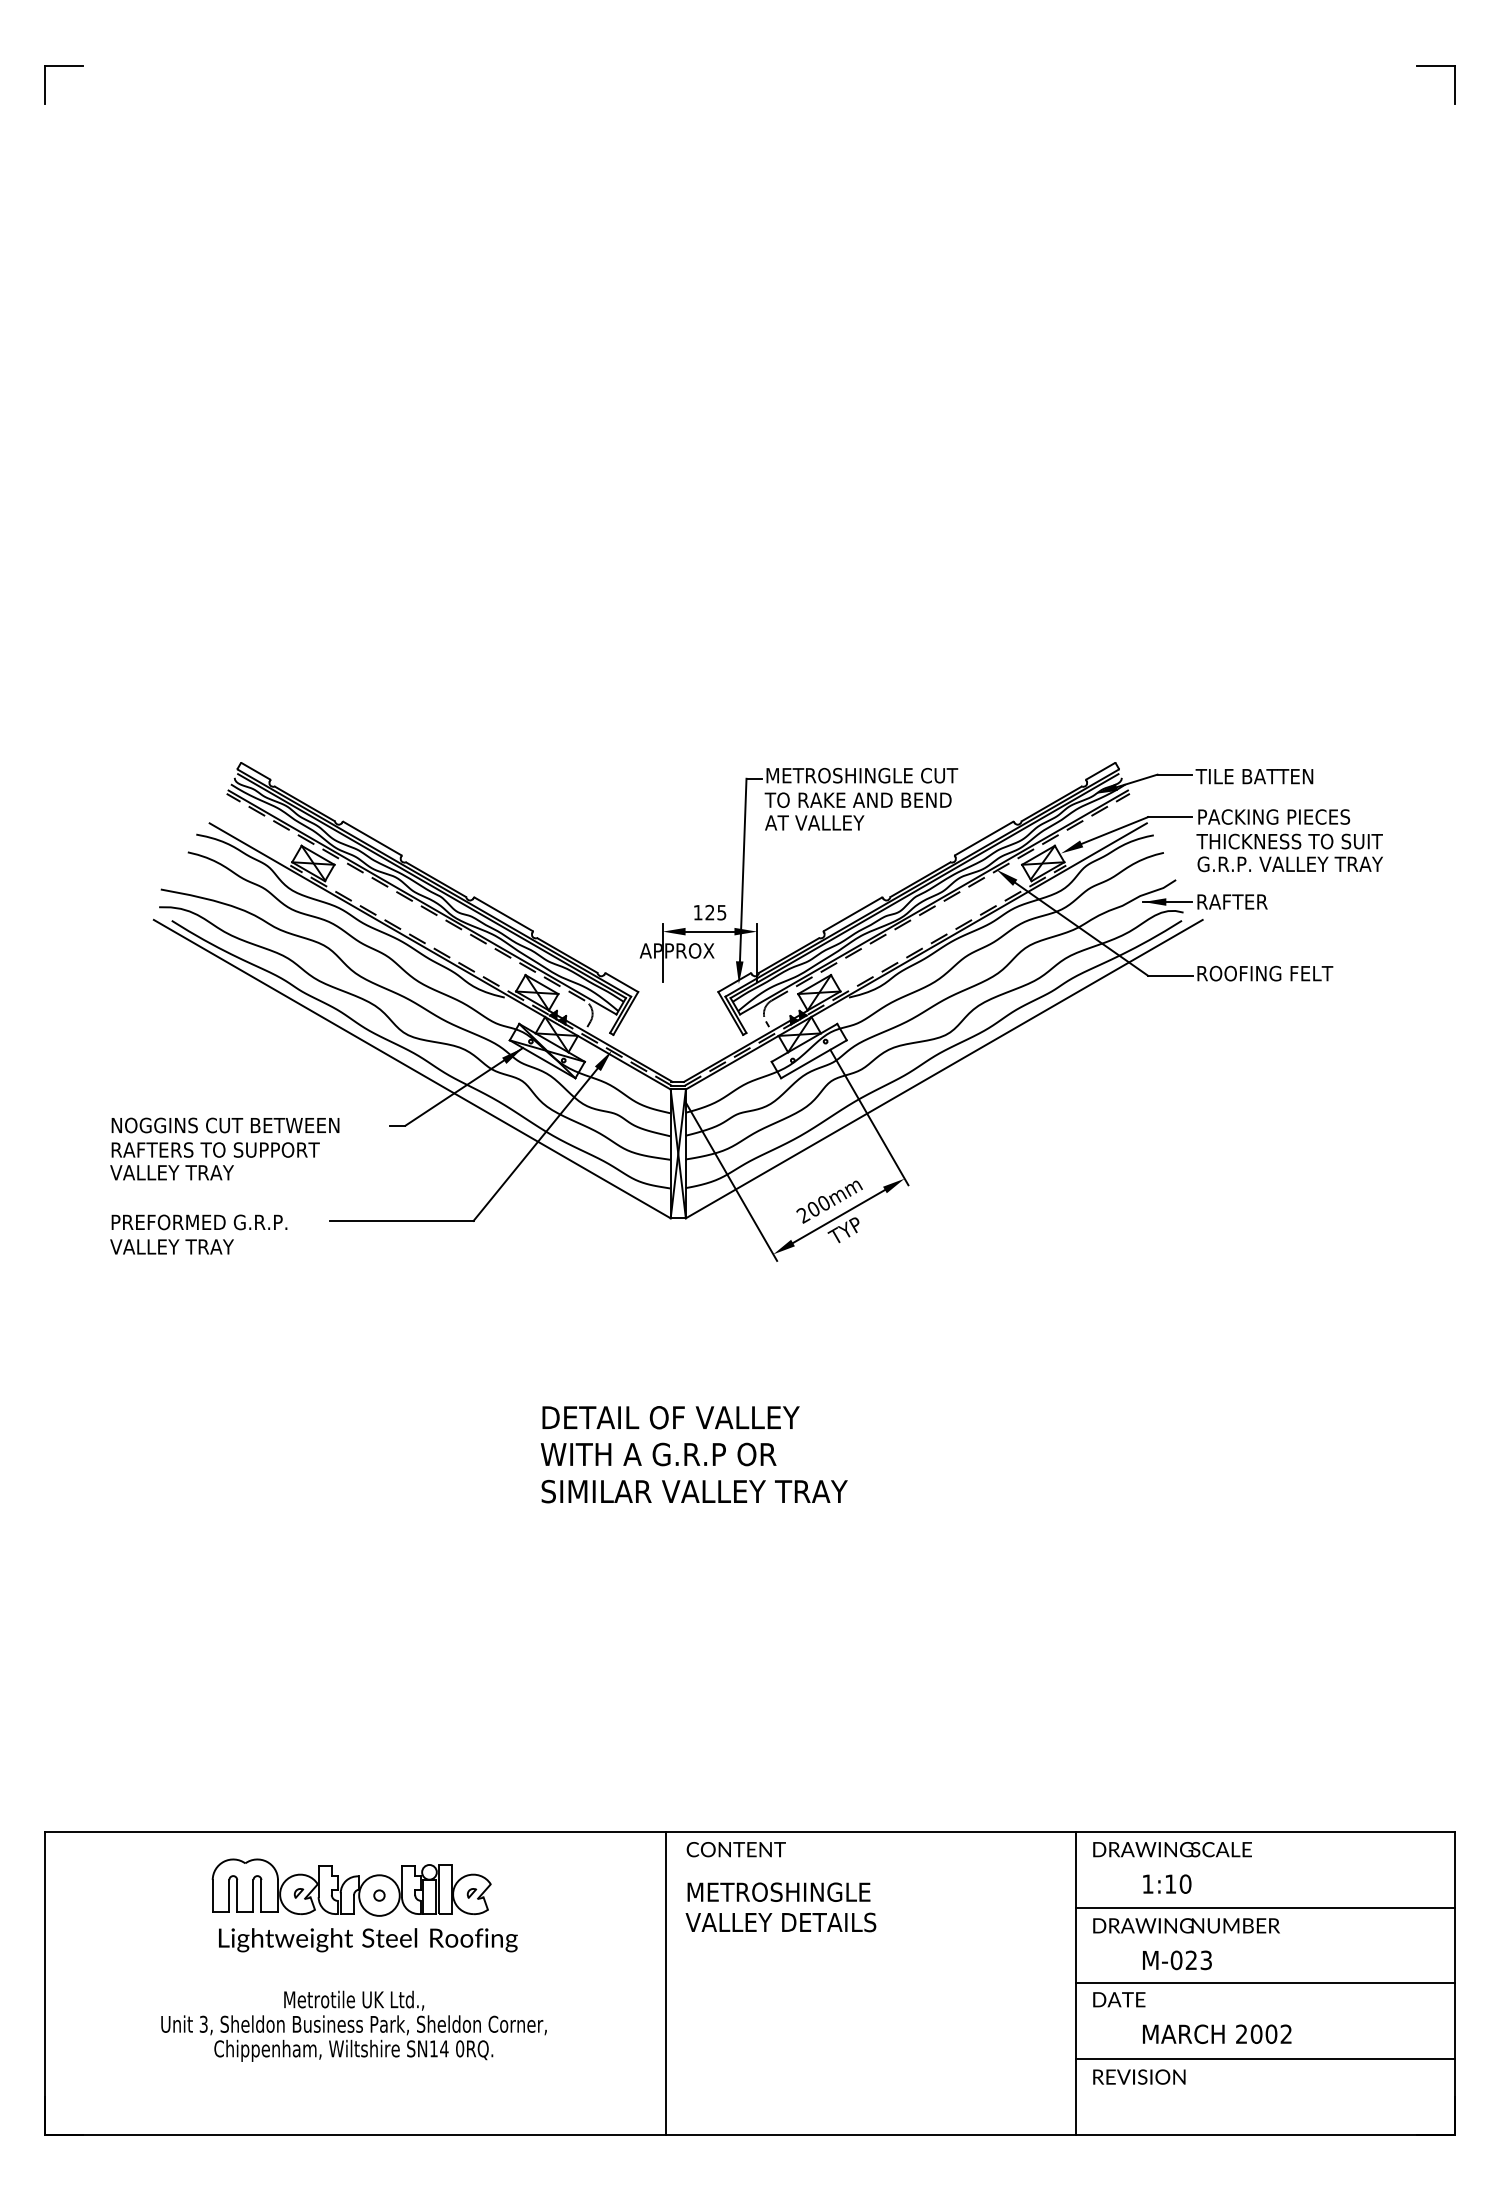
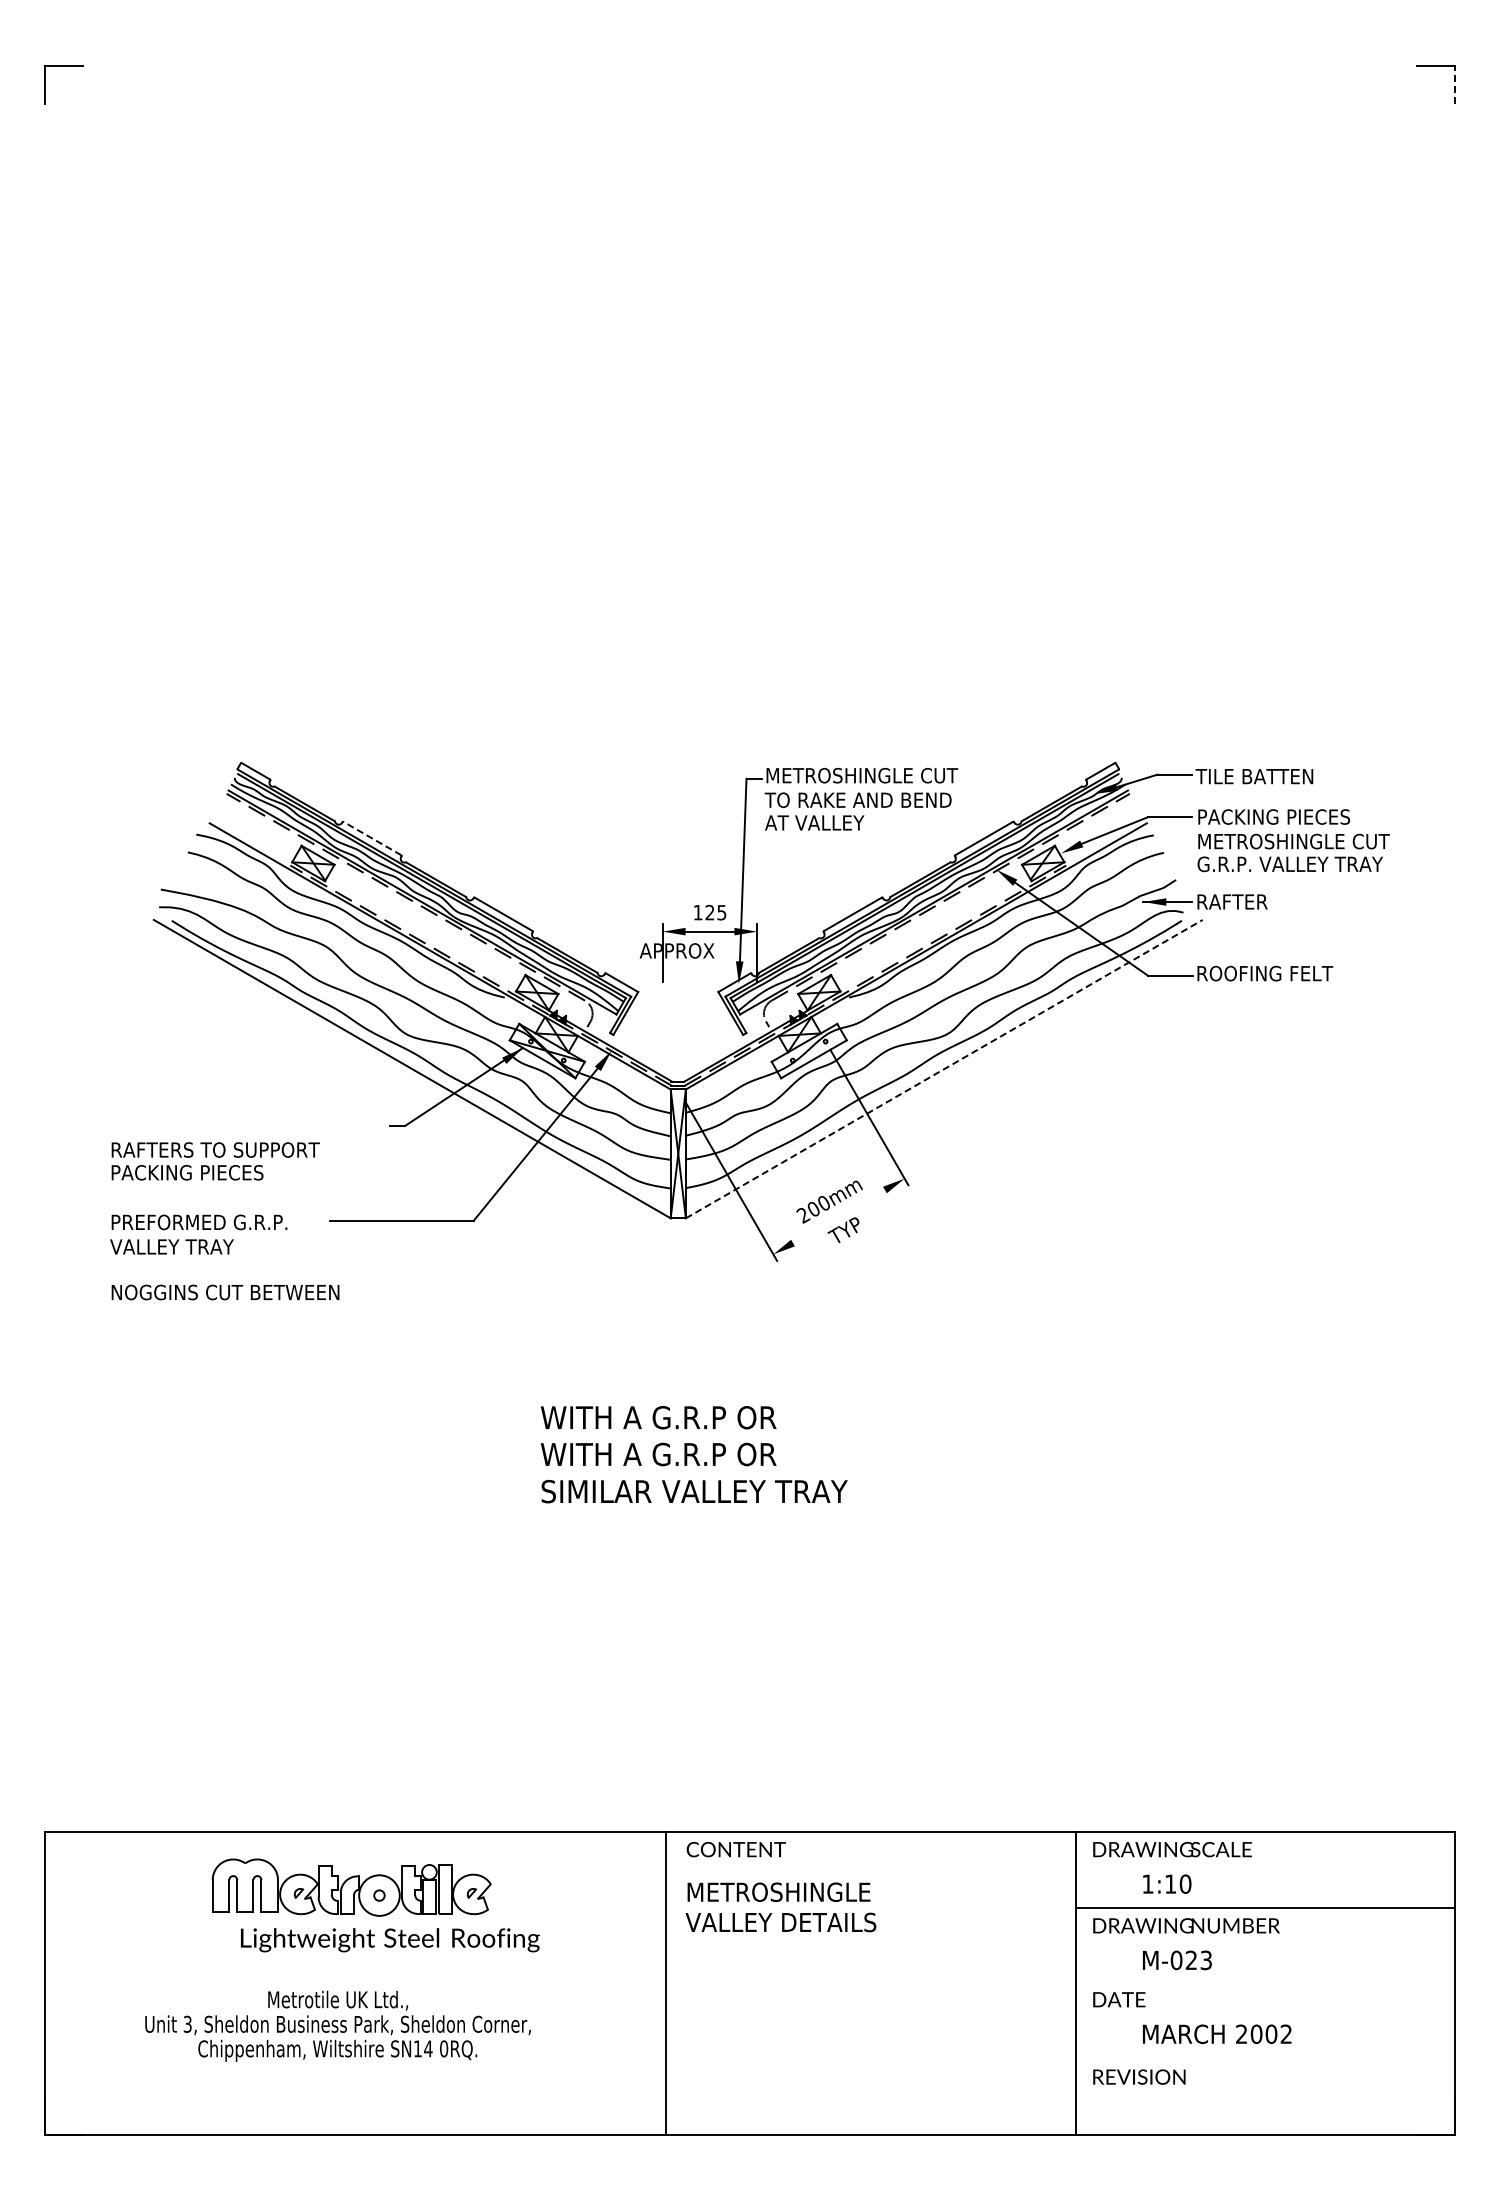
line: solid -> dashed (1454, 84)
line: solid -> dashed (371, 838)
text: THICKNESS TO SUIT -> METROSHINGLE CUT (1292, 841)
line: solid -> dashed (944, 1068)
text position: (225, 1125) -> (225, 1292) (225, 1292)
text: VALLEY TRAY -> PACKING PIECES (186, 1172)
line: present -> none (838, 1216)
text: DETAIL OF VALLEY -> WITH A G.R.P OR (669, 1417)
text position: (368, 1940) -> (390, 1940) (390, 1940)
line: present -> none (1264, 1983)
text position: (353, 2025) -> (337, 2025) (337, 2025)
line: present -> none (1264, 2059)
